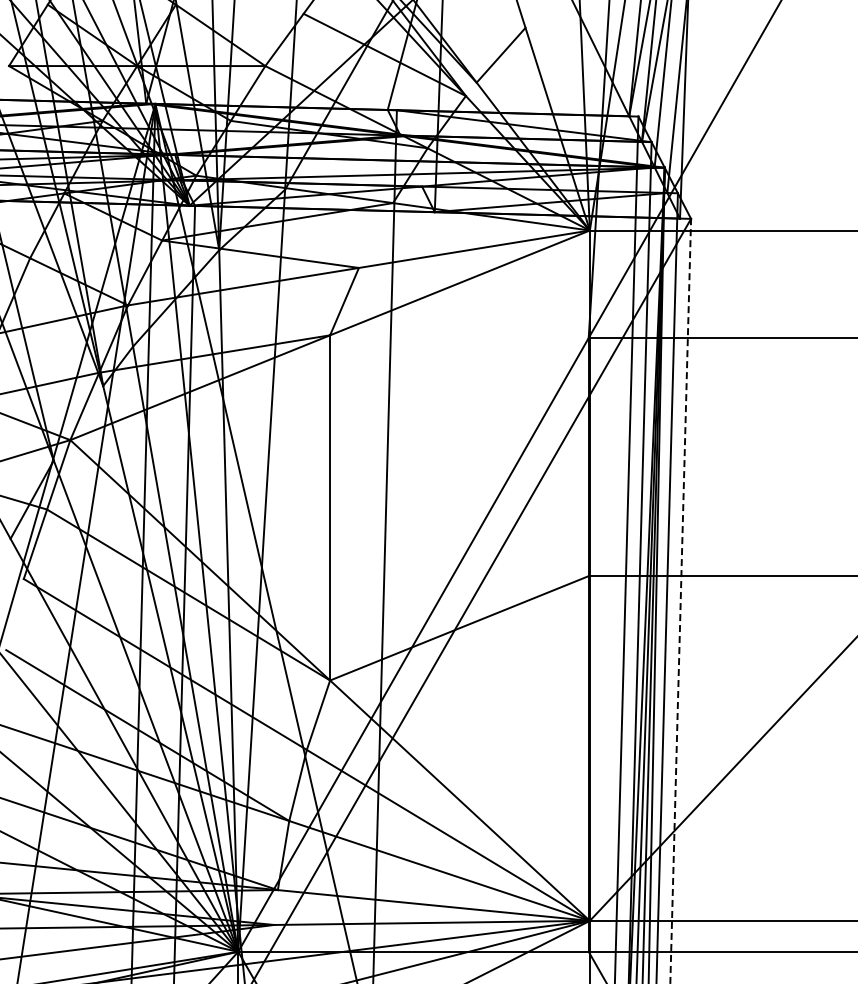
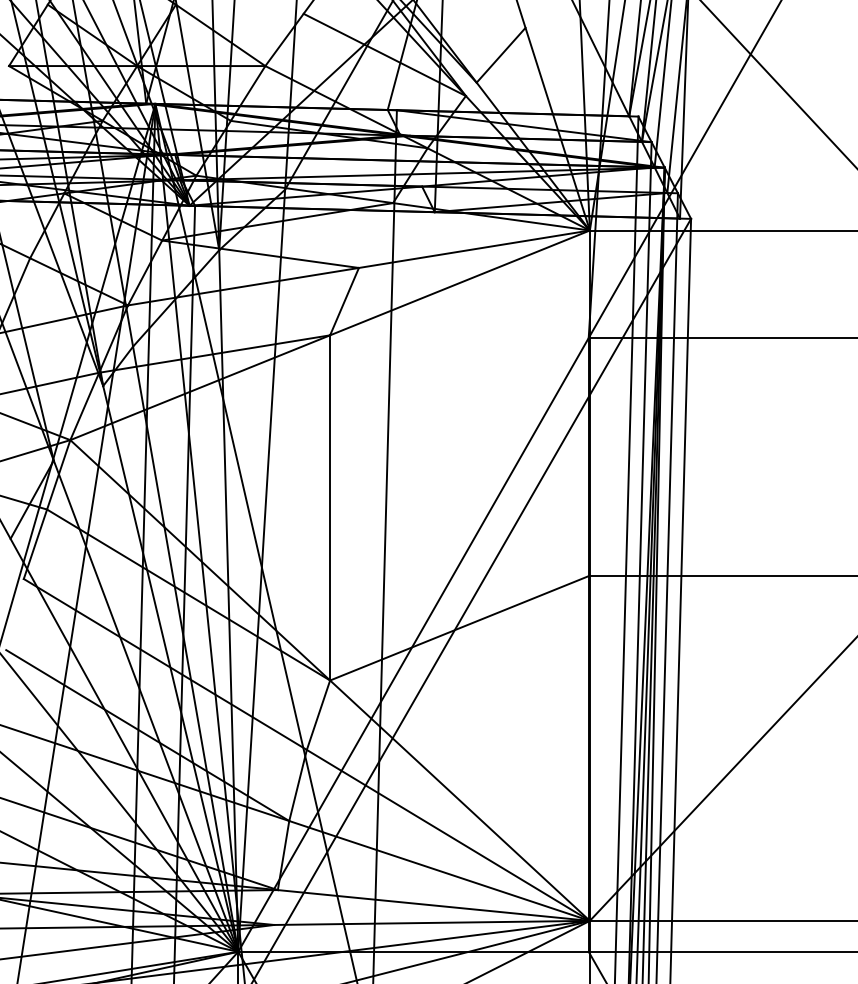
line: none -> present (778, 84)
line: dashed -> solid (680, 600)
